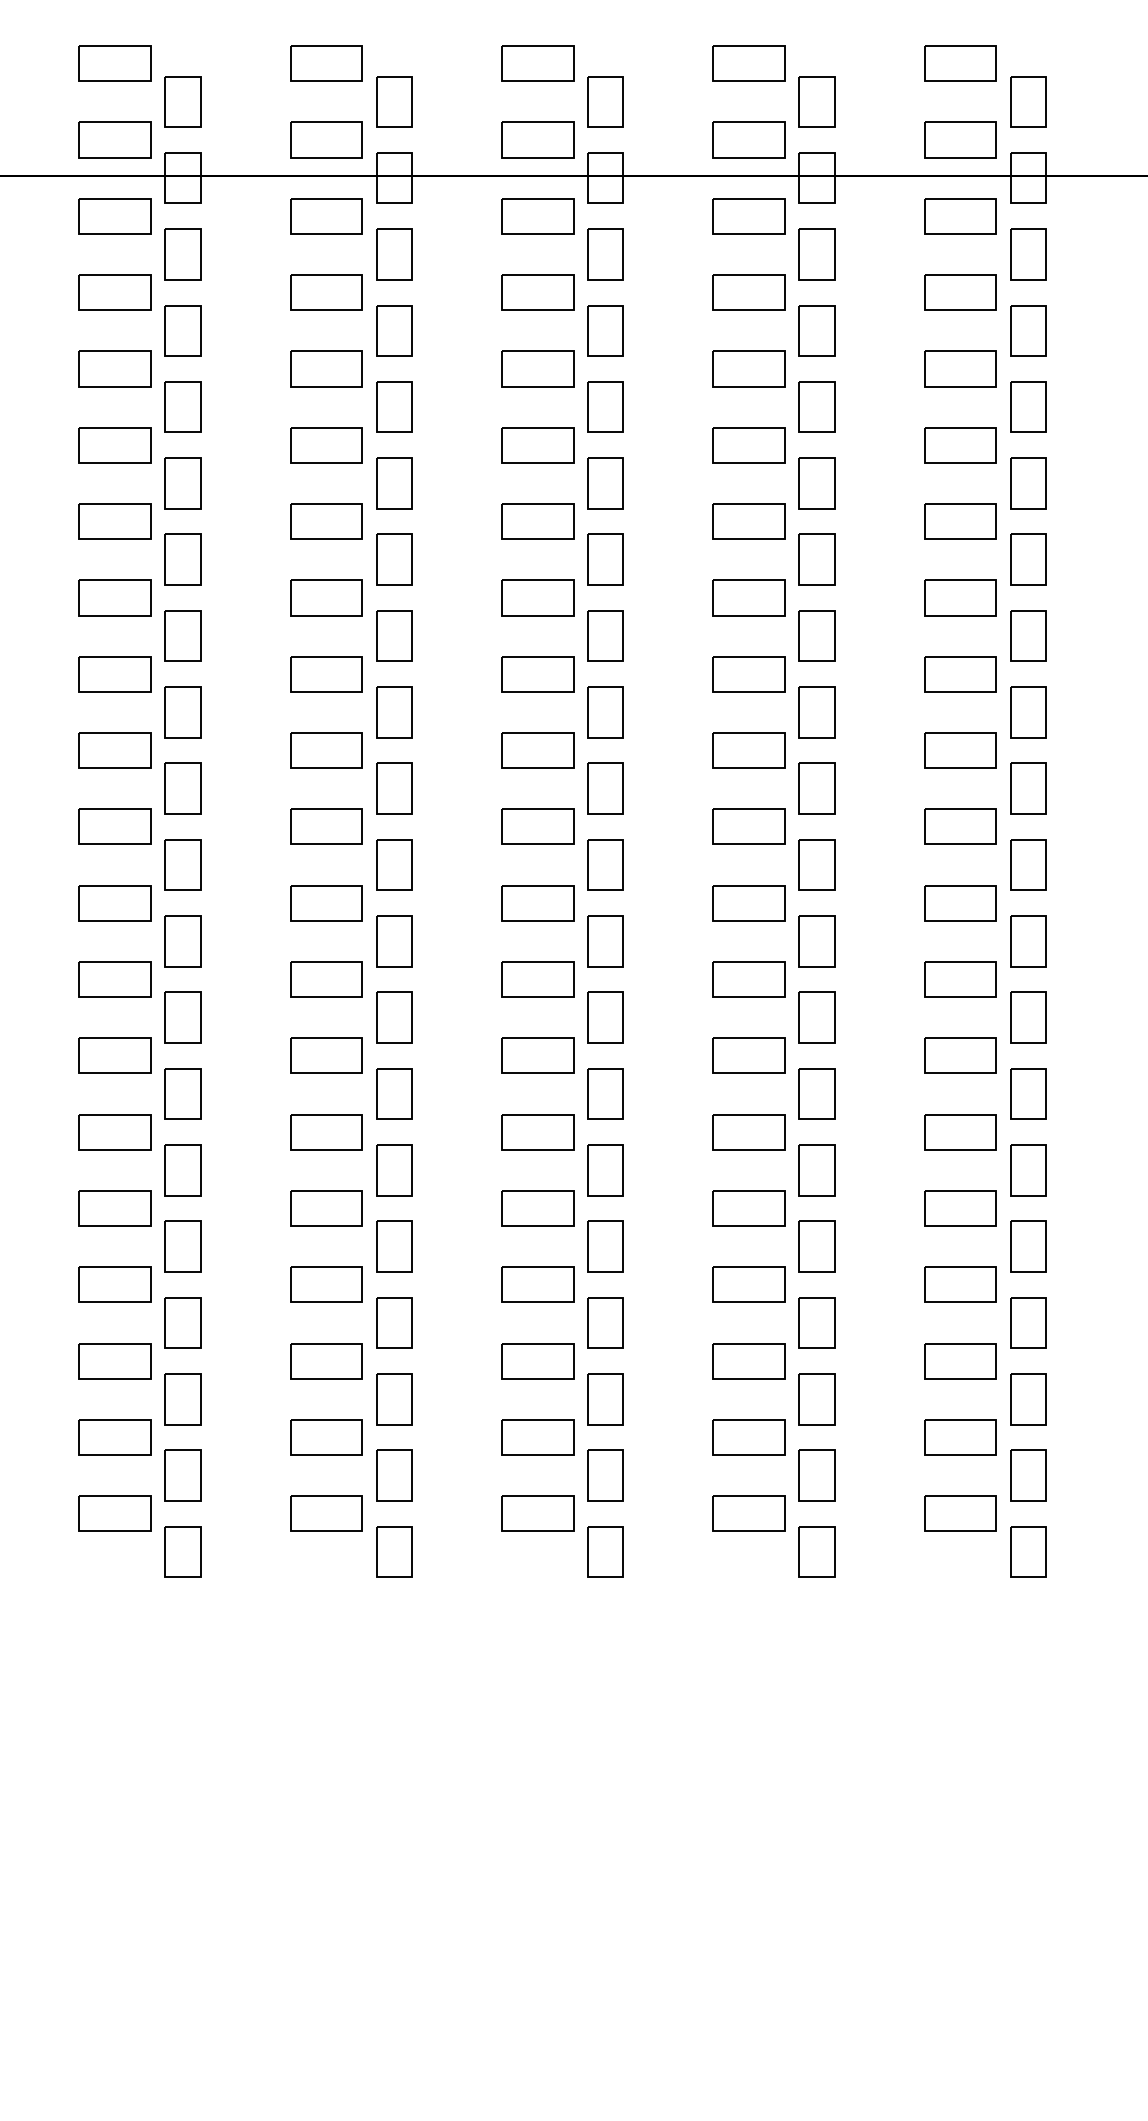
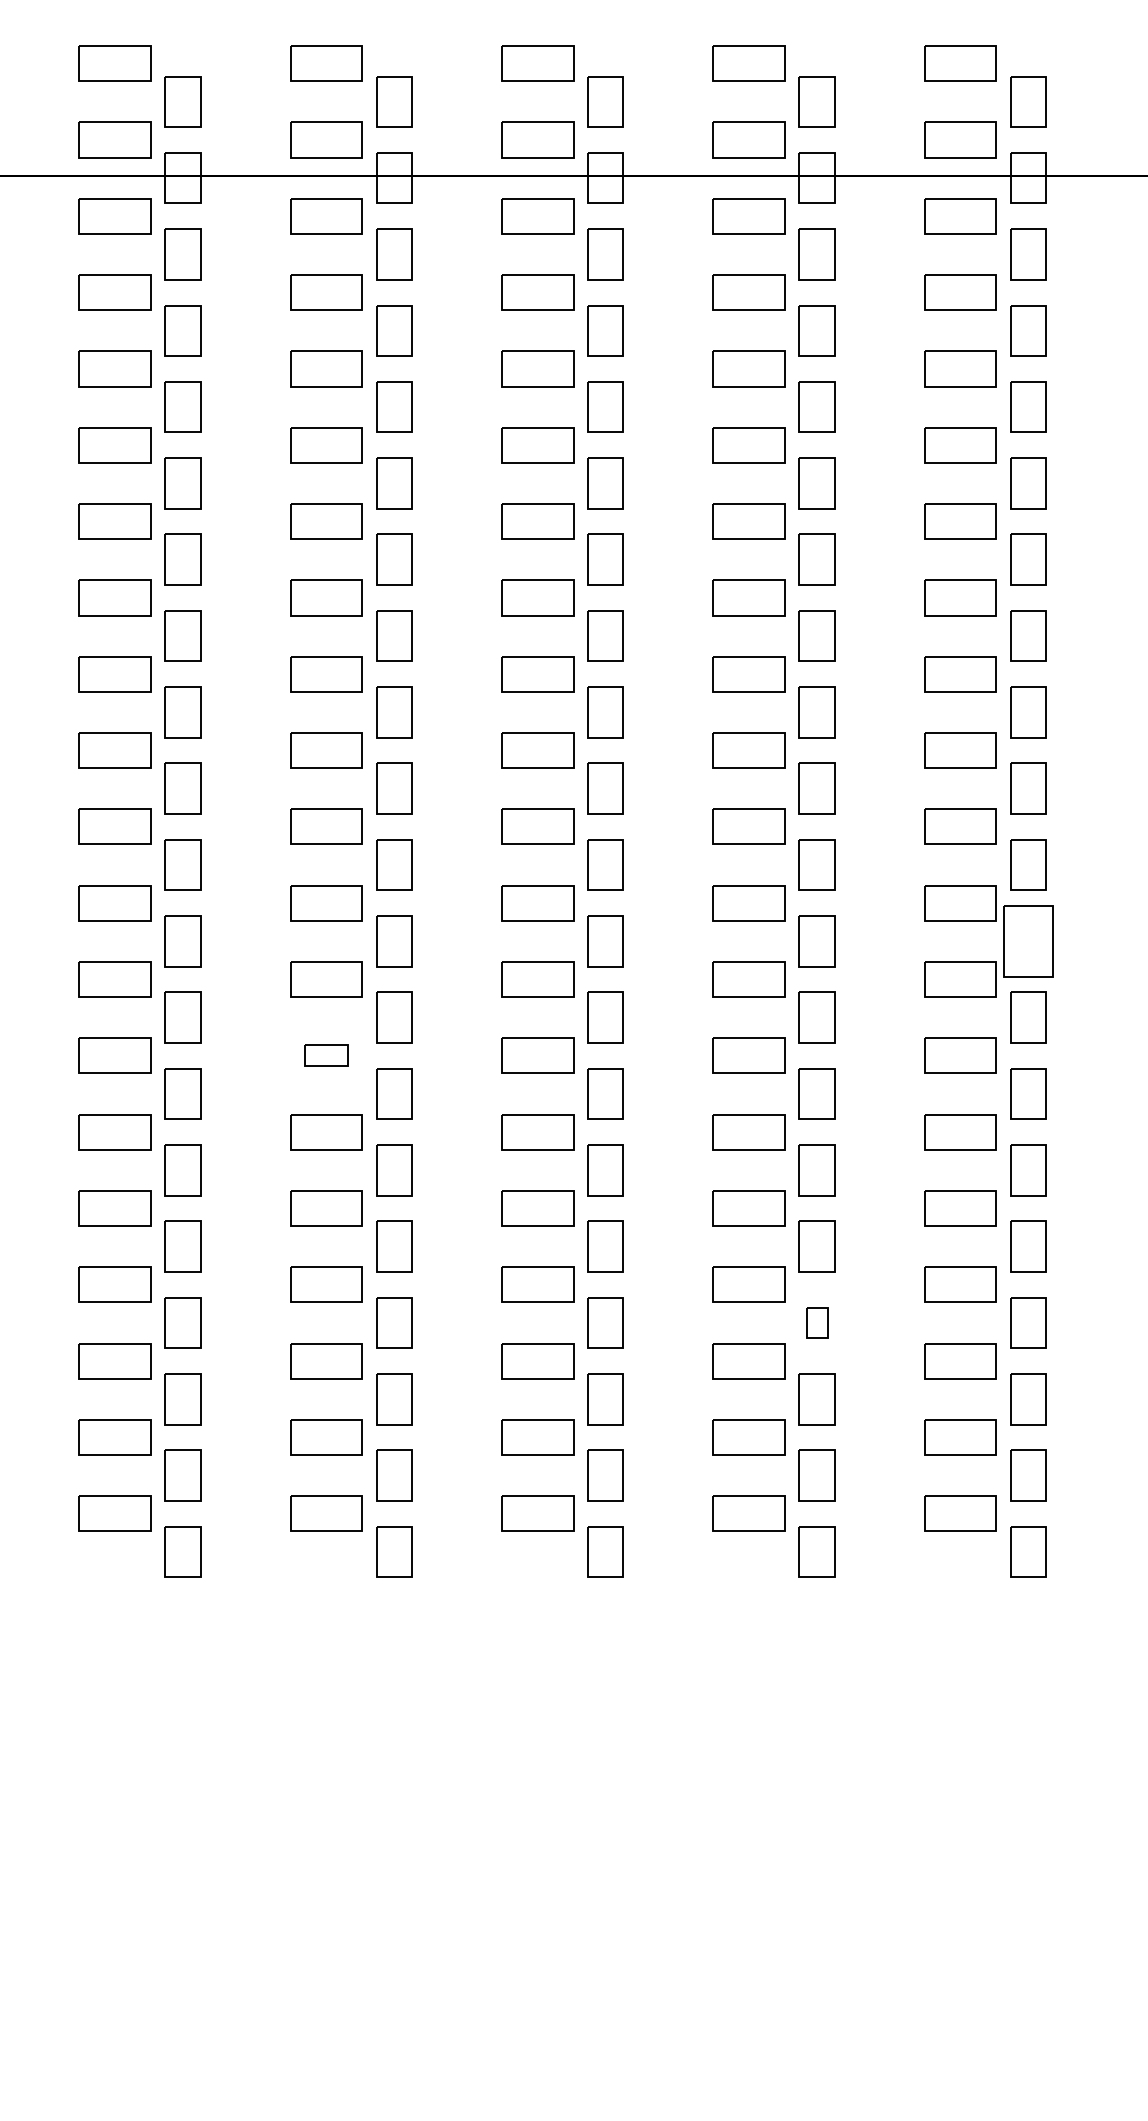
part size: 37x53 px -> 51x73 px (1028, 941)
part size: 73x37 px -> 45x23 px (326, 1055)
part size: 38x52 px -> 23x32 px (817, 1322)
